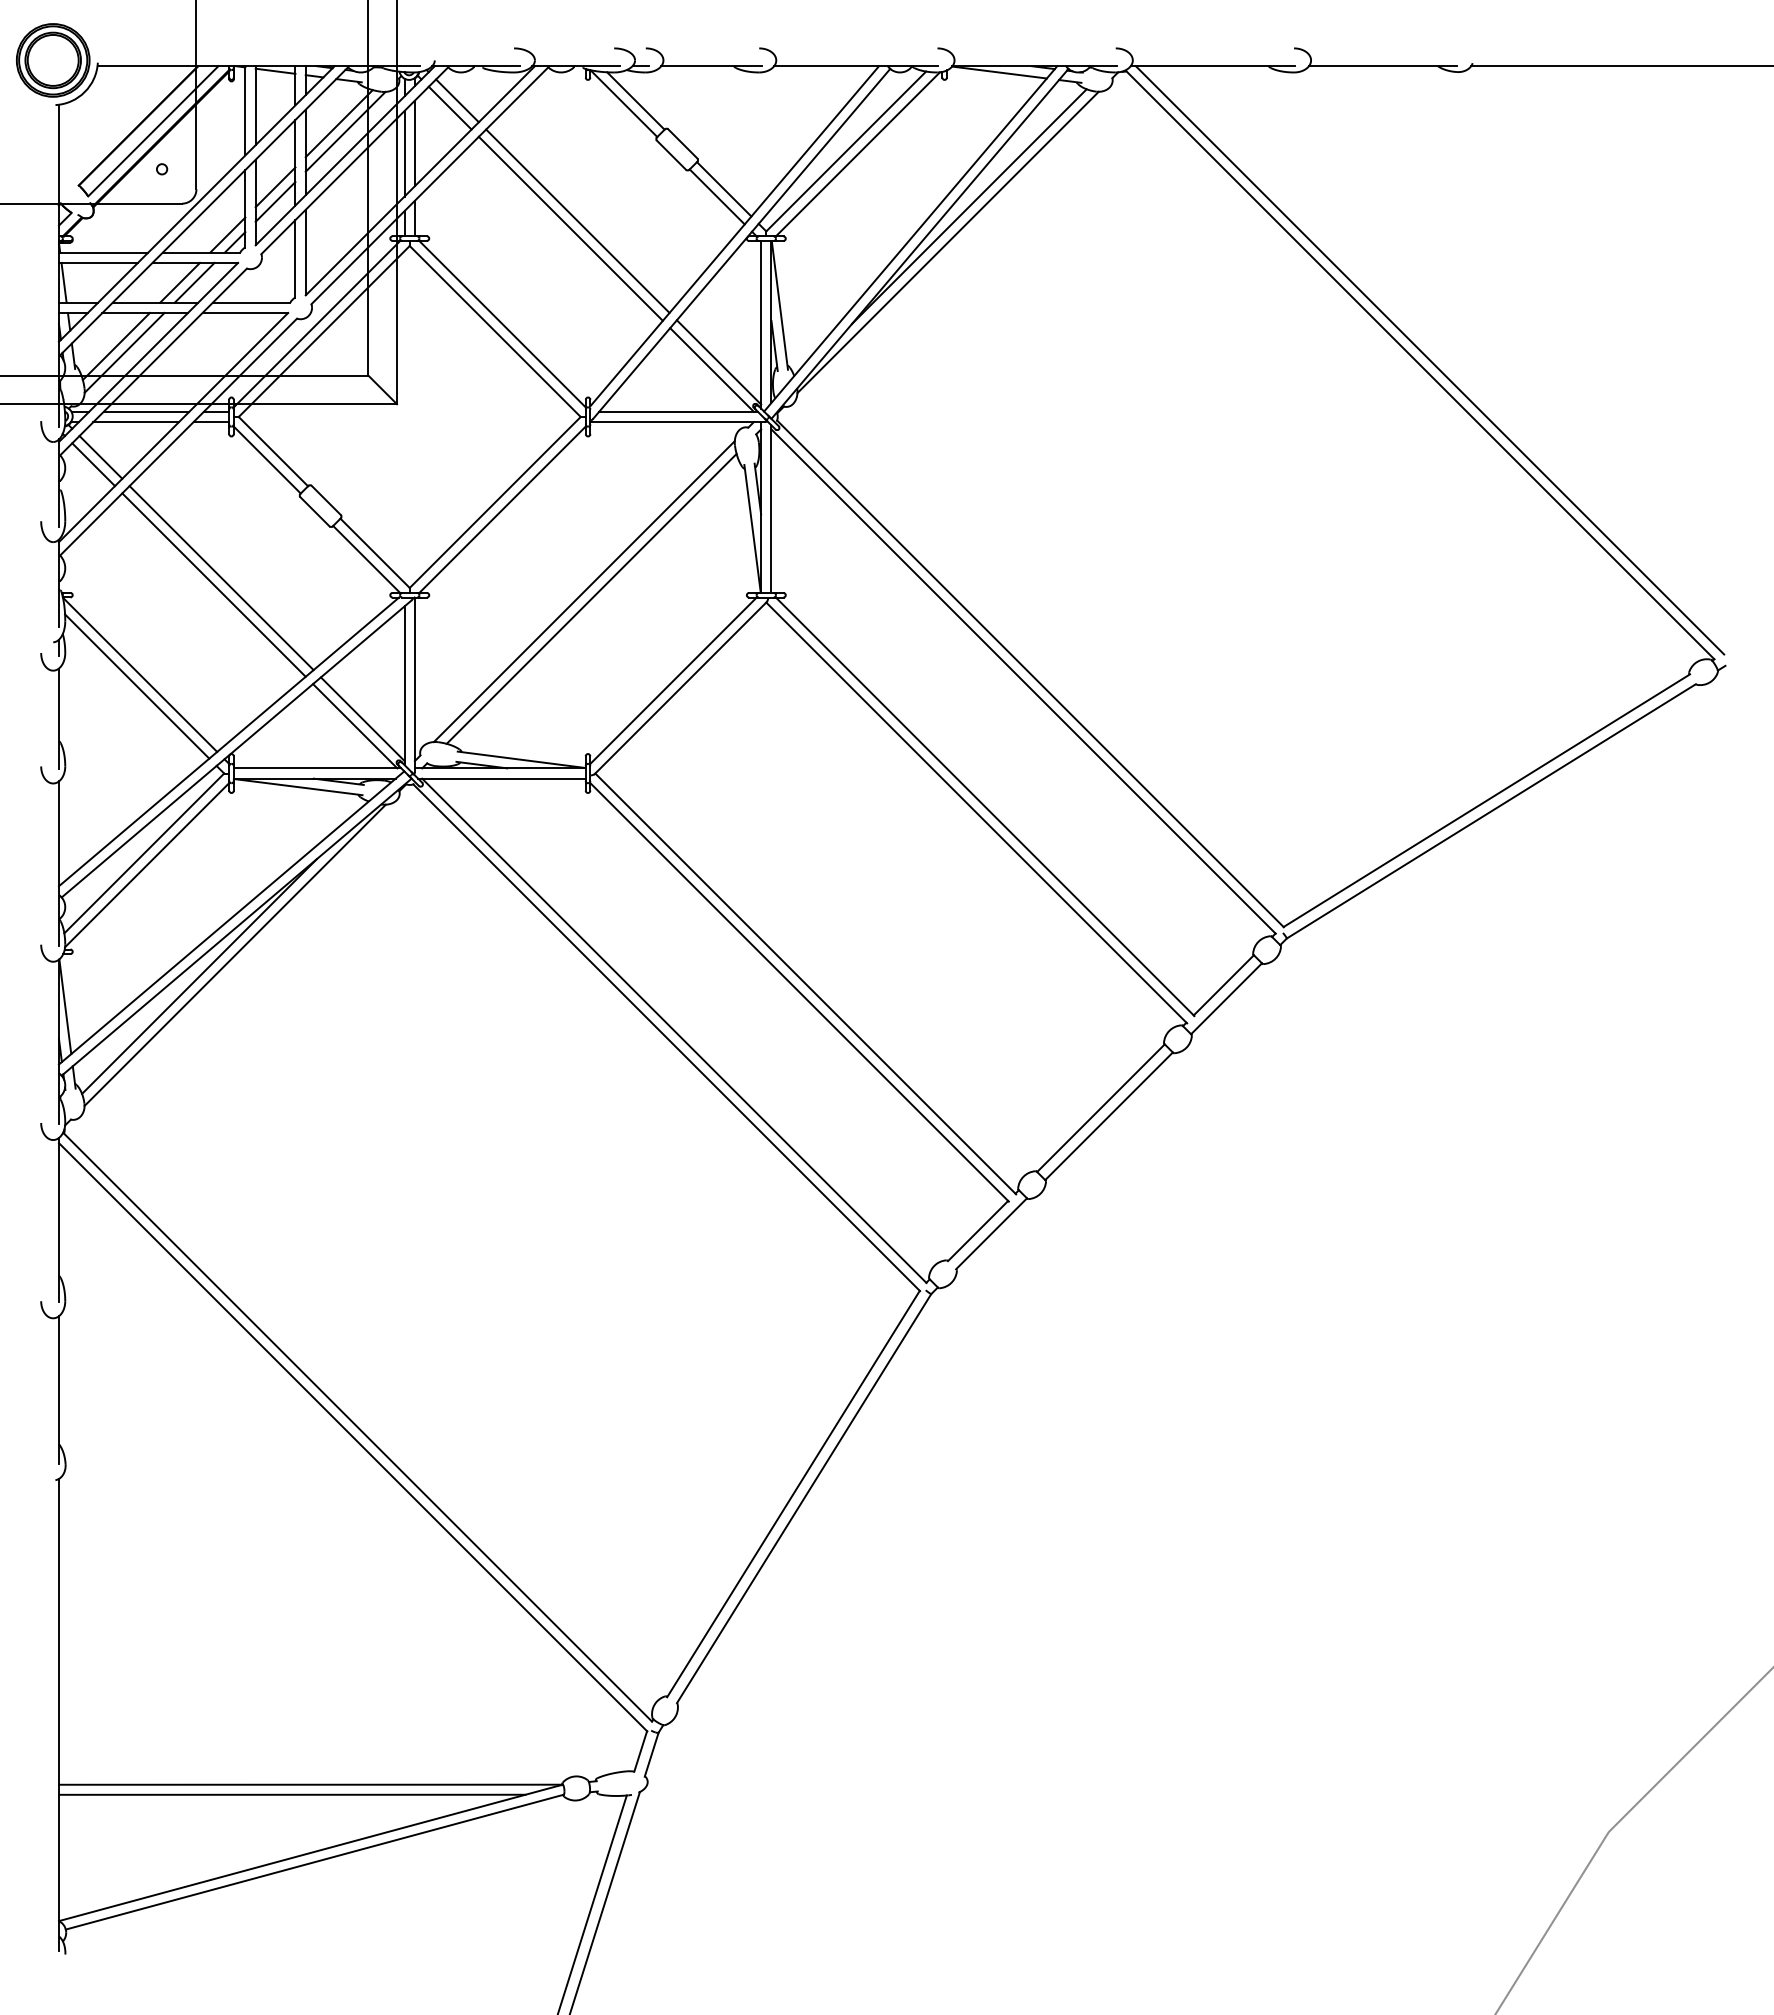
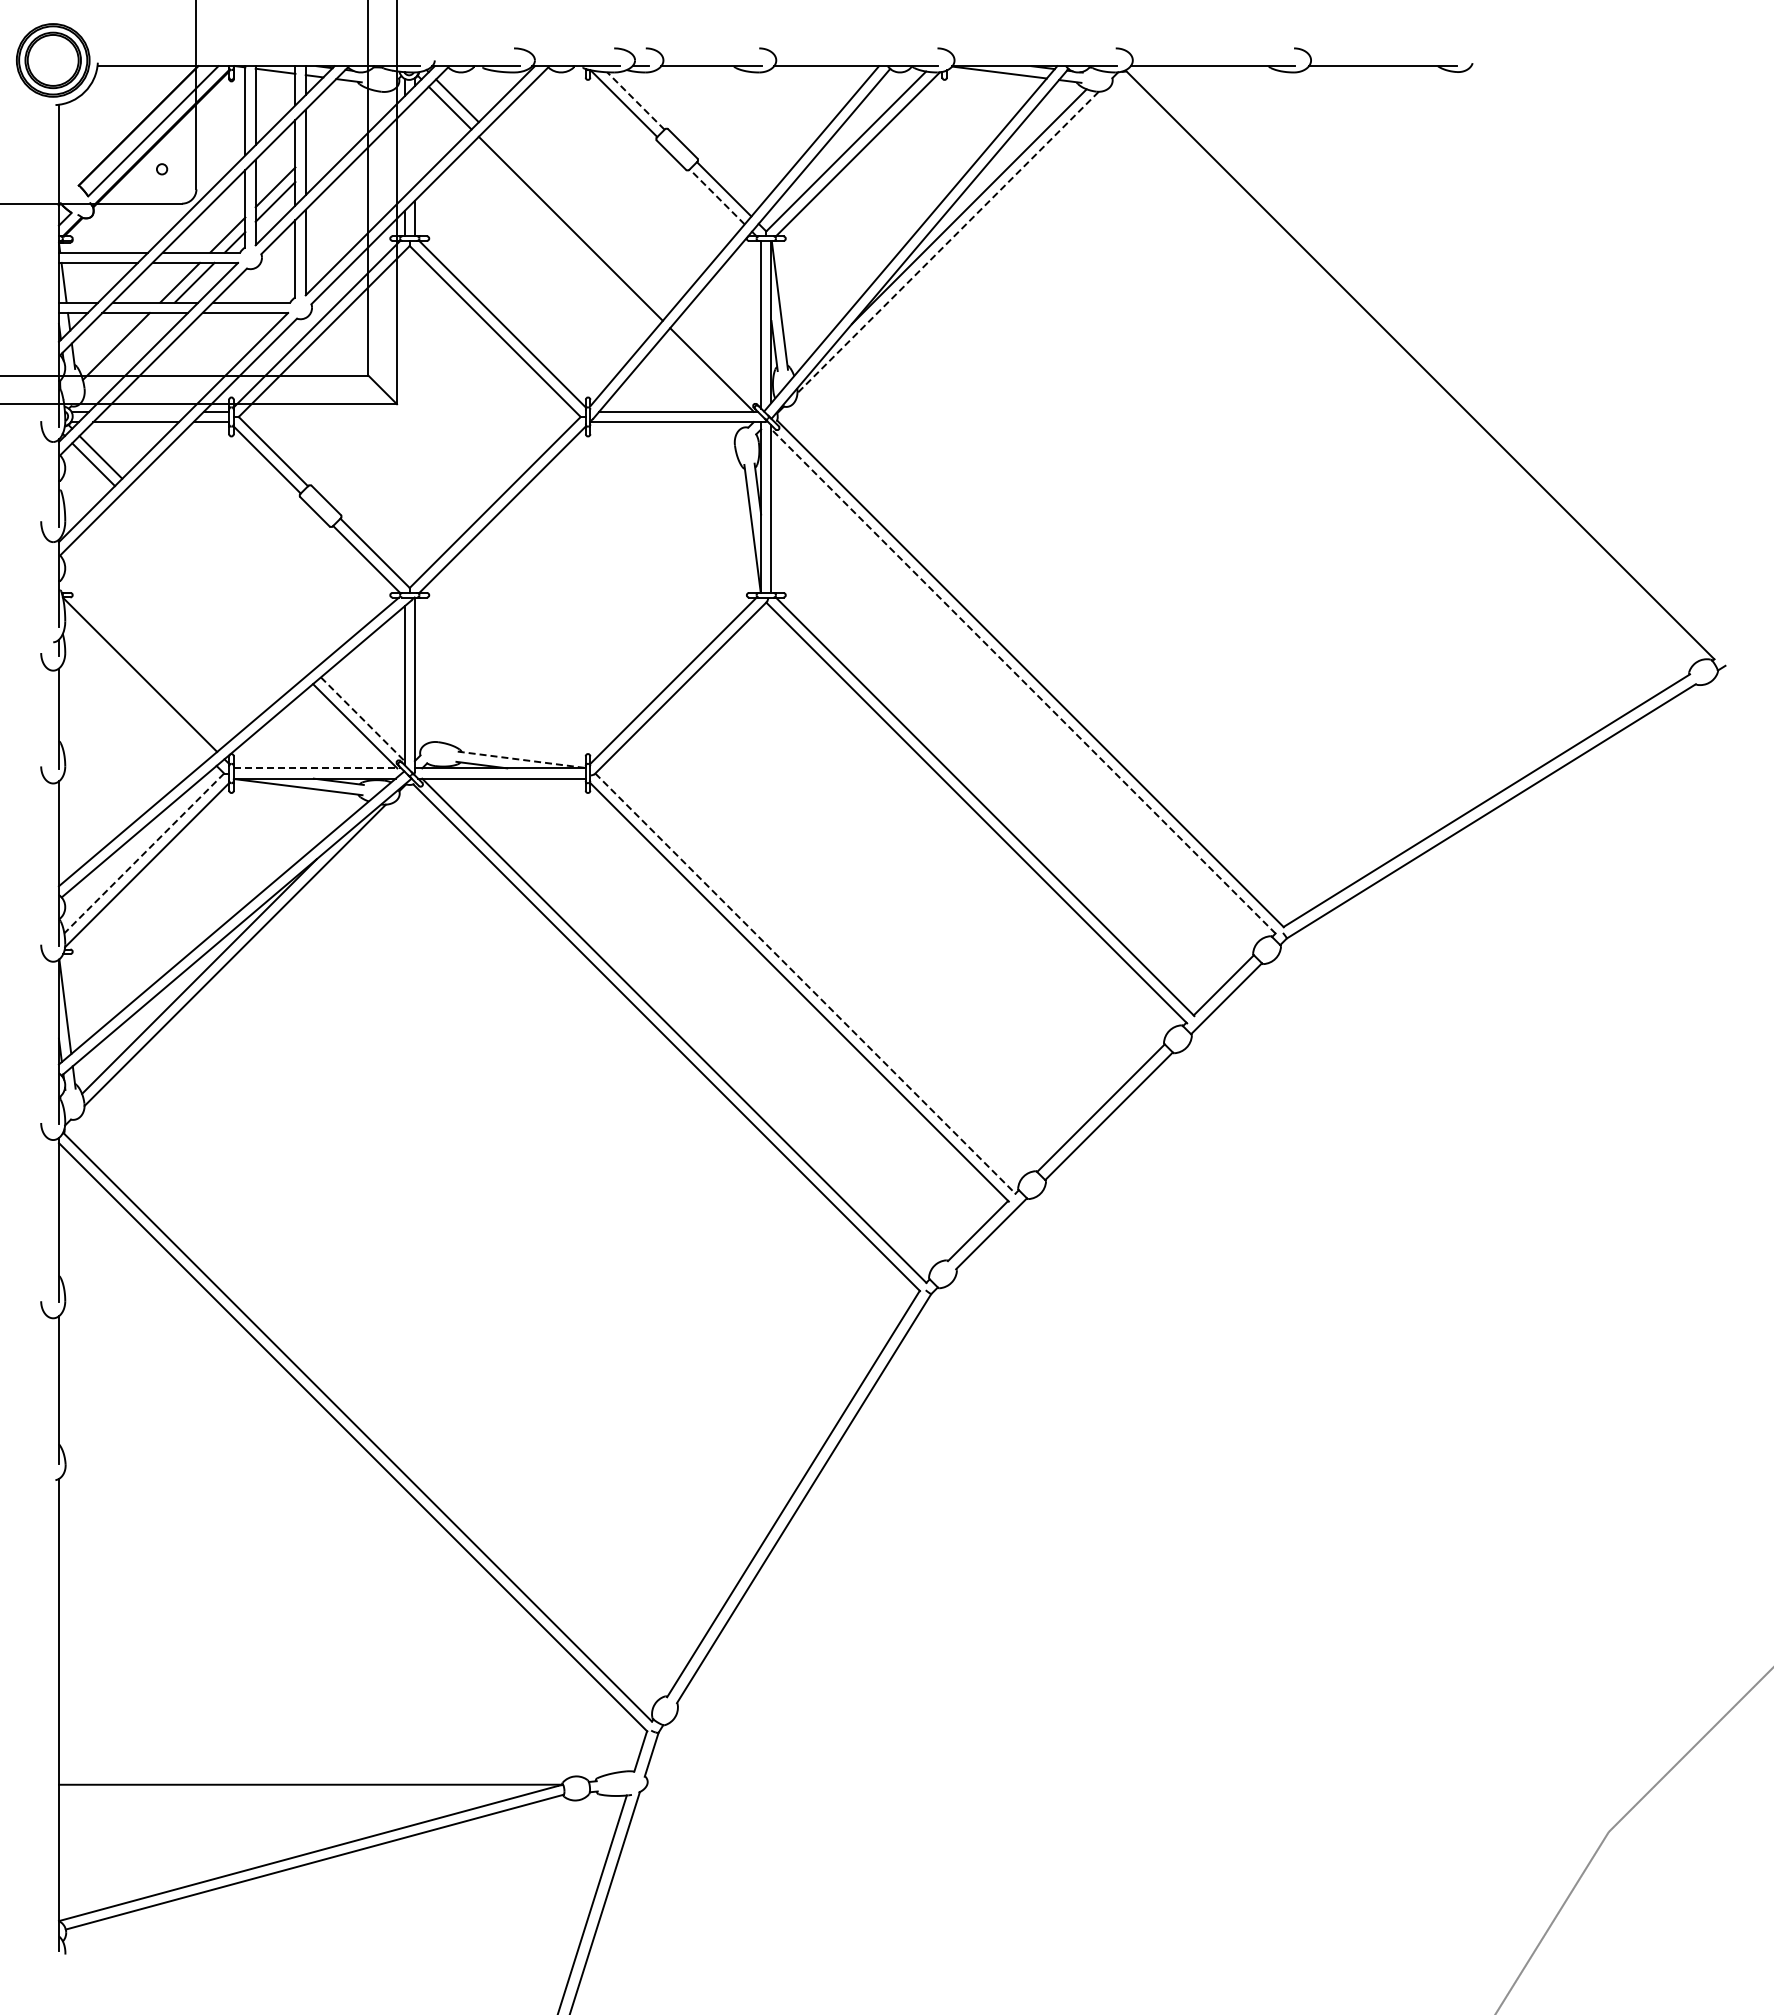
line: present -> none (1620, 66)
line: solid -> dashed (635, 101)
line: present -> none (338, 123)
line: present -> none (345, 131)
line: present -> none (414, 143)
line: present -> none (404, 153)
line: solid -> dashed (717, 196)
line: present -> none (577, 220)
line: solid -> dashed (947, 242)
line: present -> none (124, 352)
line: present -> none (1429, 360)
line: present -> none (718, 362)
line: present -> none (146, 411)
line: present -> none (221, 578)
line: present -> none (213, 584)
line: present -> none (583, 591)
line: present -> none (591, 598)
line: solid -> dashed (1023, 681)
line: present -> none (137, 686)
line: solid -> dashed (363, 719)
line: solid -> dashed (521, 759)
line: solid -> dashed (317, 768)
line: solid -> dashed (143, 853)
line: solid -> dashed (805, 983)
line: present -> none (291, 1794)
